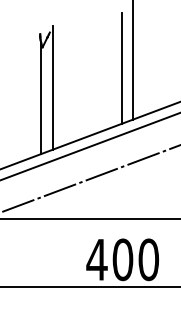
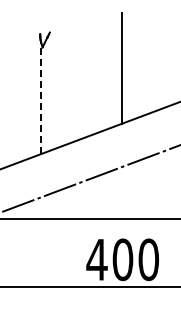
line: present -> none (133, 60)
line: present -> none (52, 87)
line: solid -> dashed (41, 98)
line: present -> none (89, 146)
